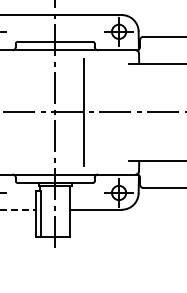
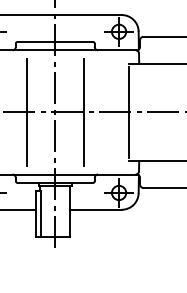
line: none -> present (26, 112)
line: none -> present (128, 112)
line: dashed -> solid (18, 209)
